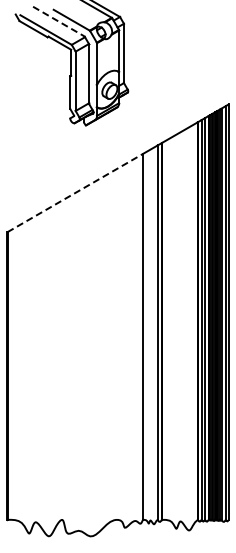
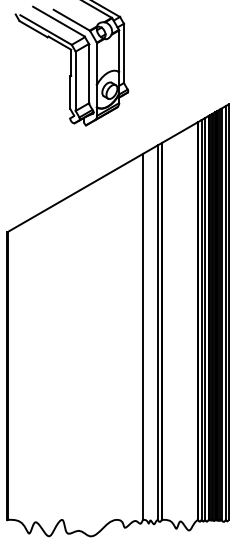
line: dashed -> solid (58, 21)
line: dashed -> solid (75, 192)
